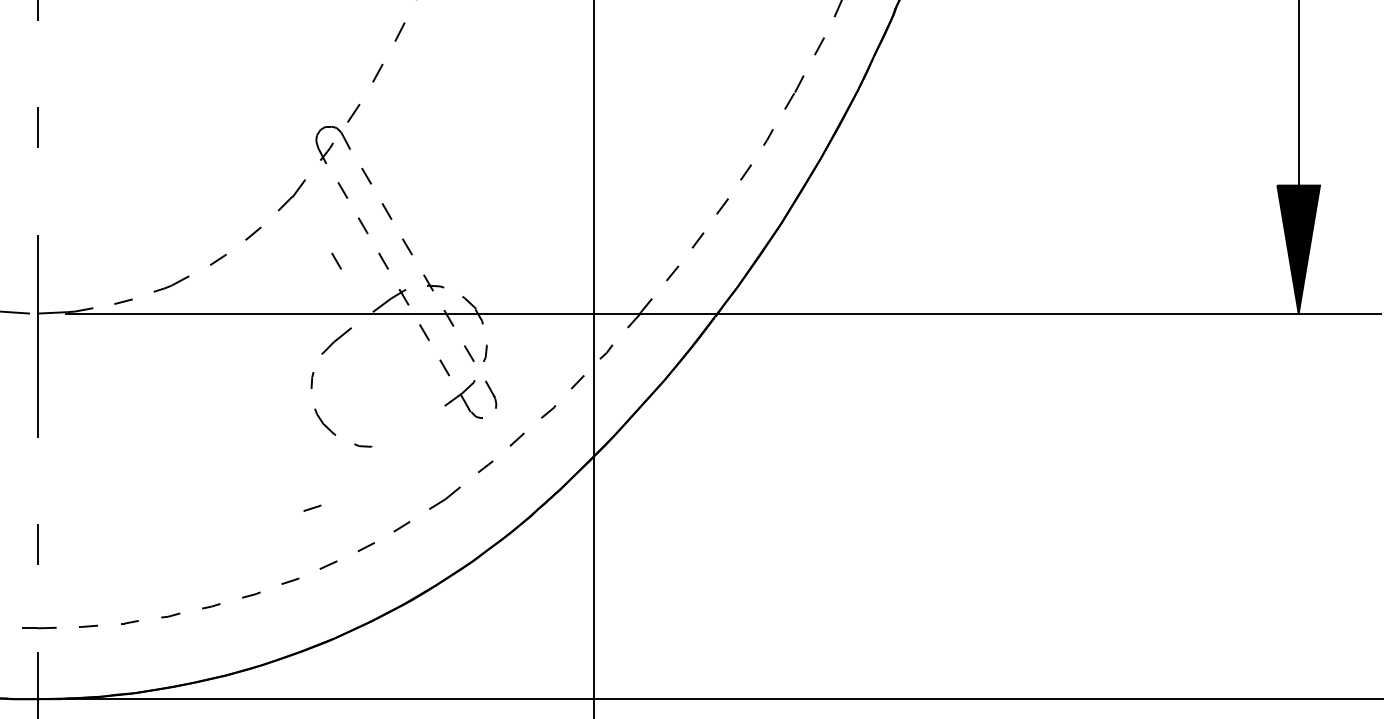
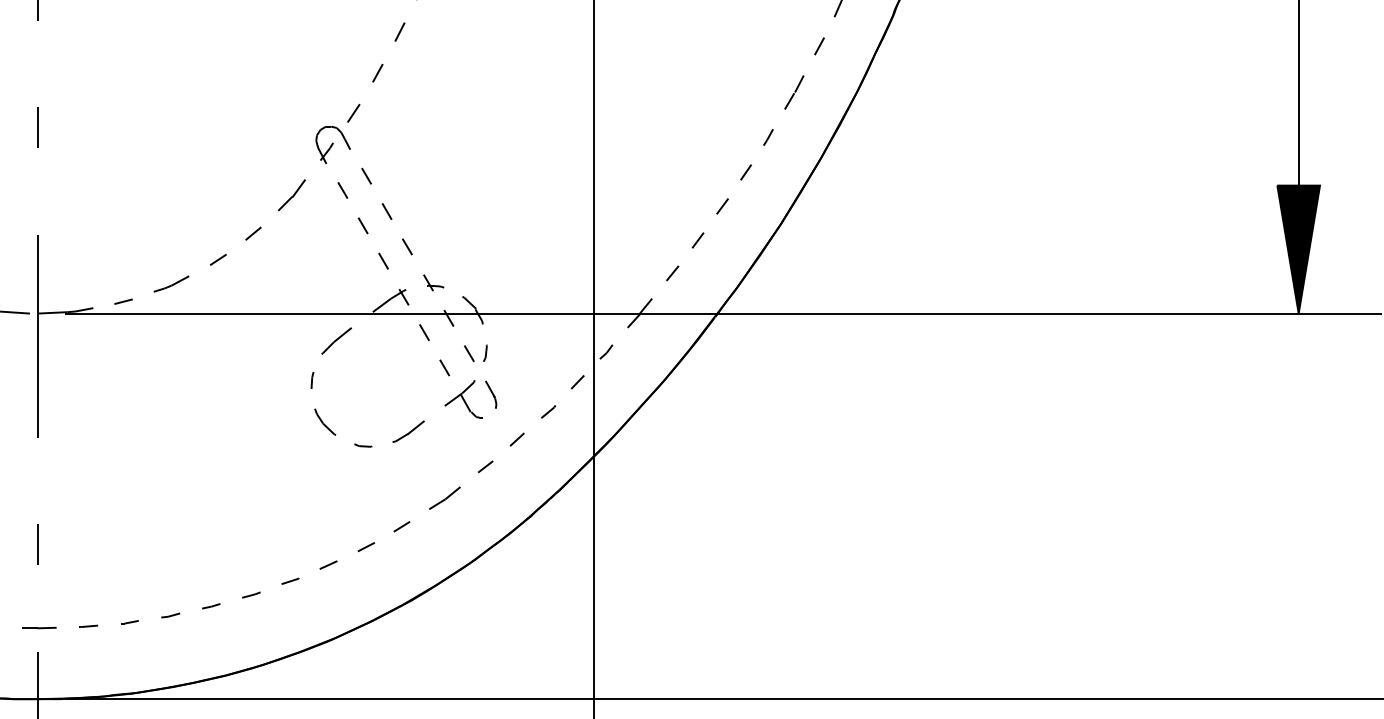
line: present -> none (336, 260)
part: none -> present (408, 431)
line: present -> none (312, 507)
